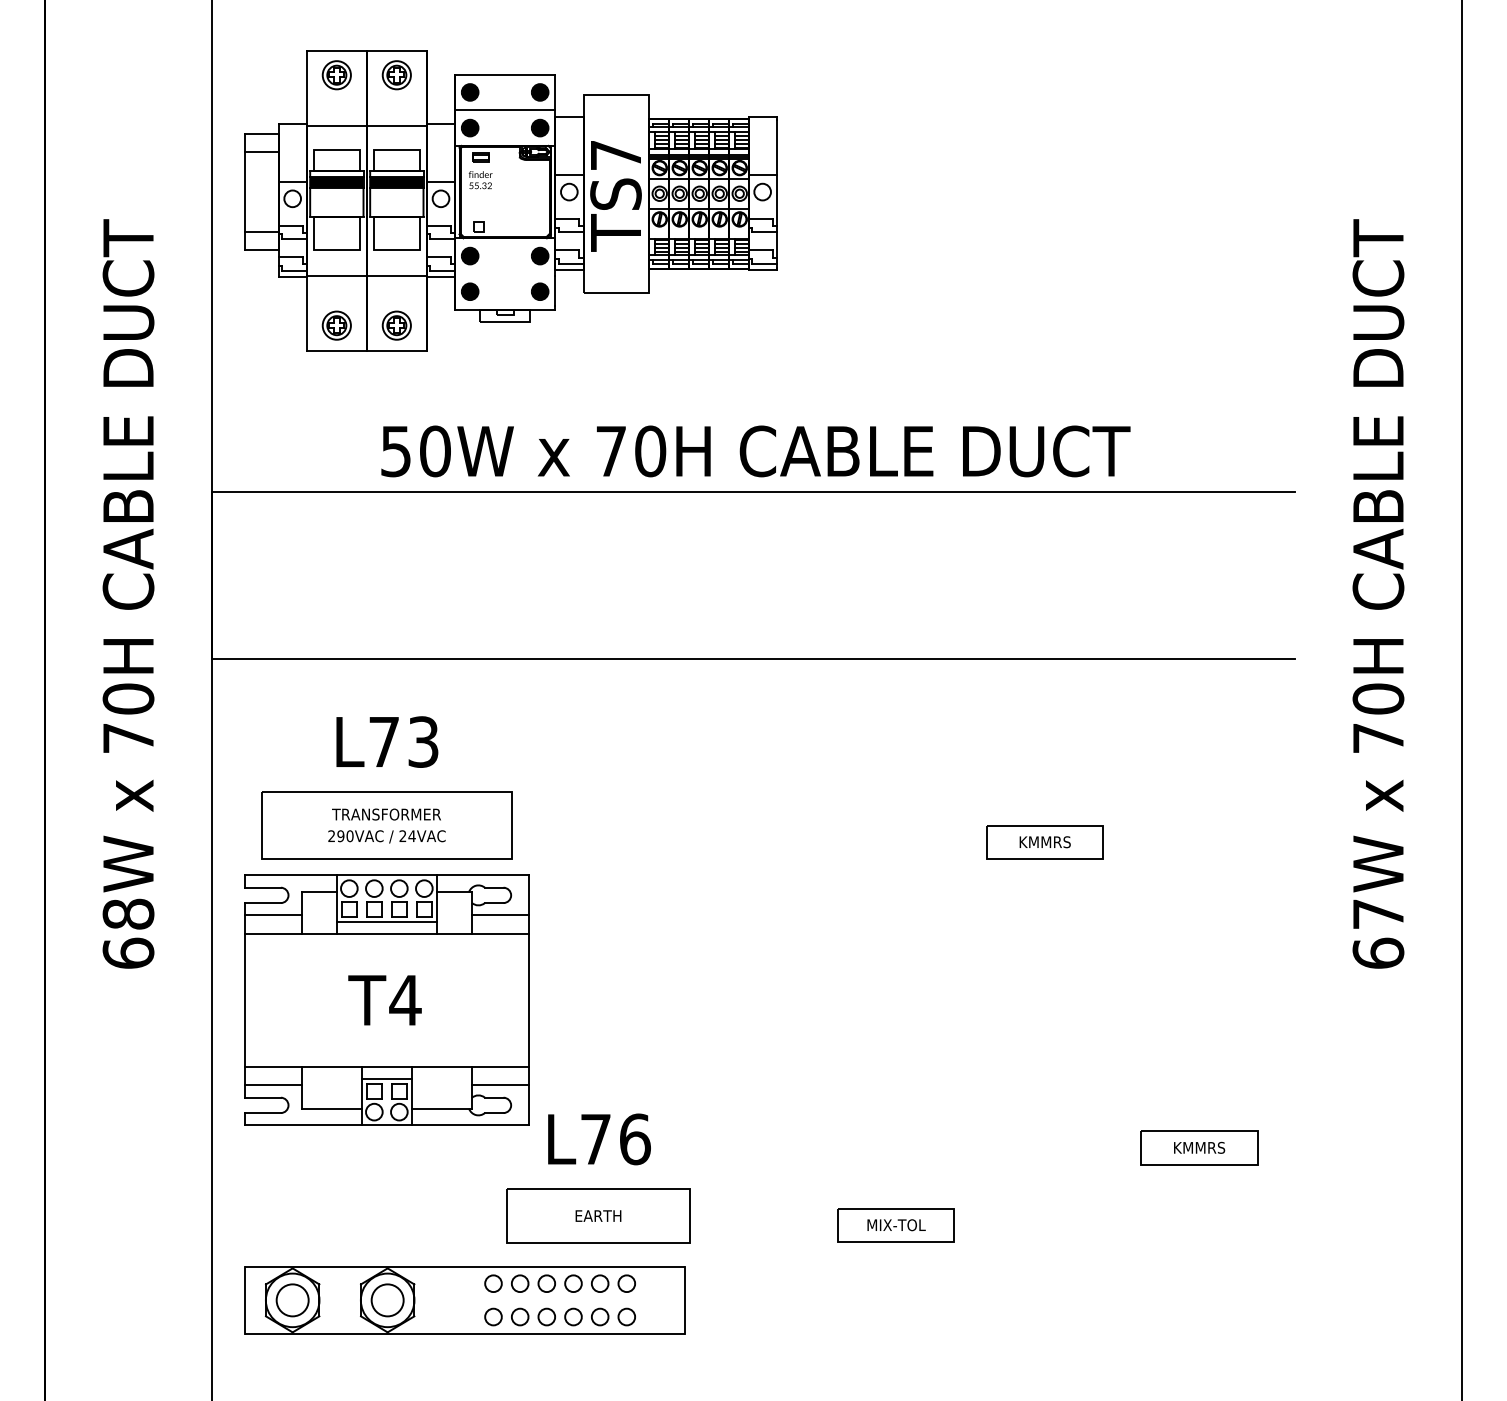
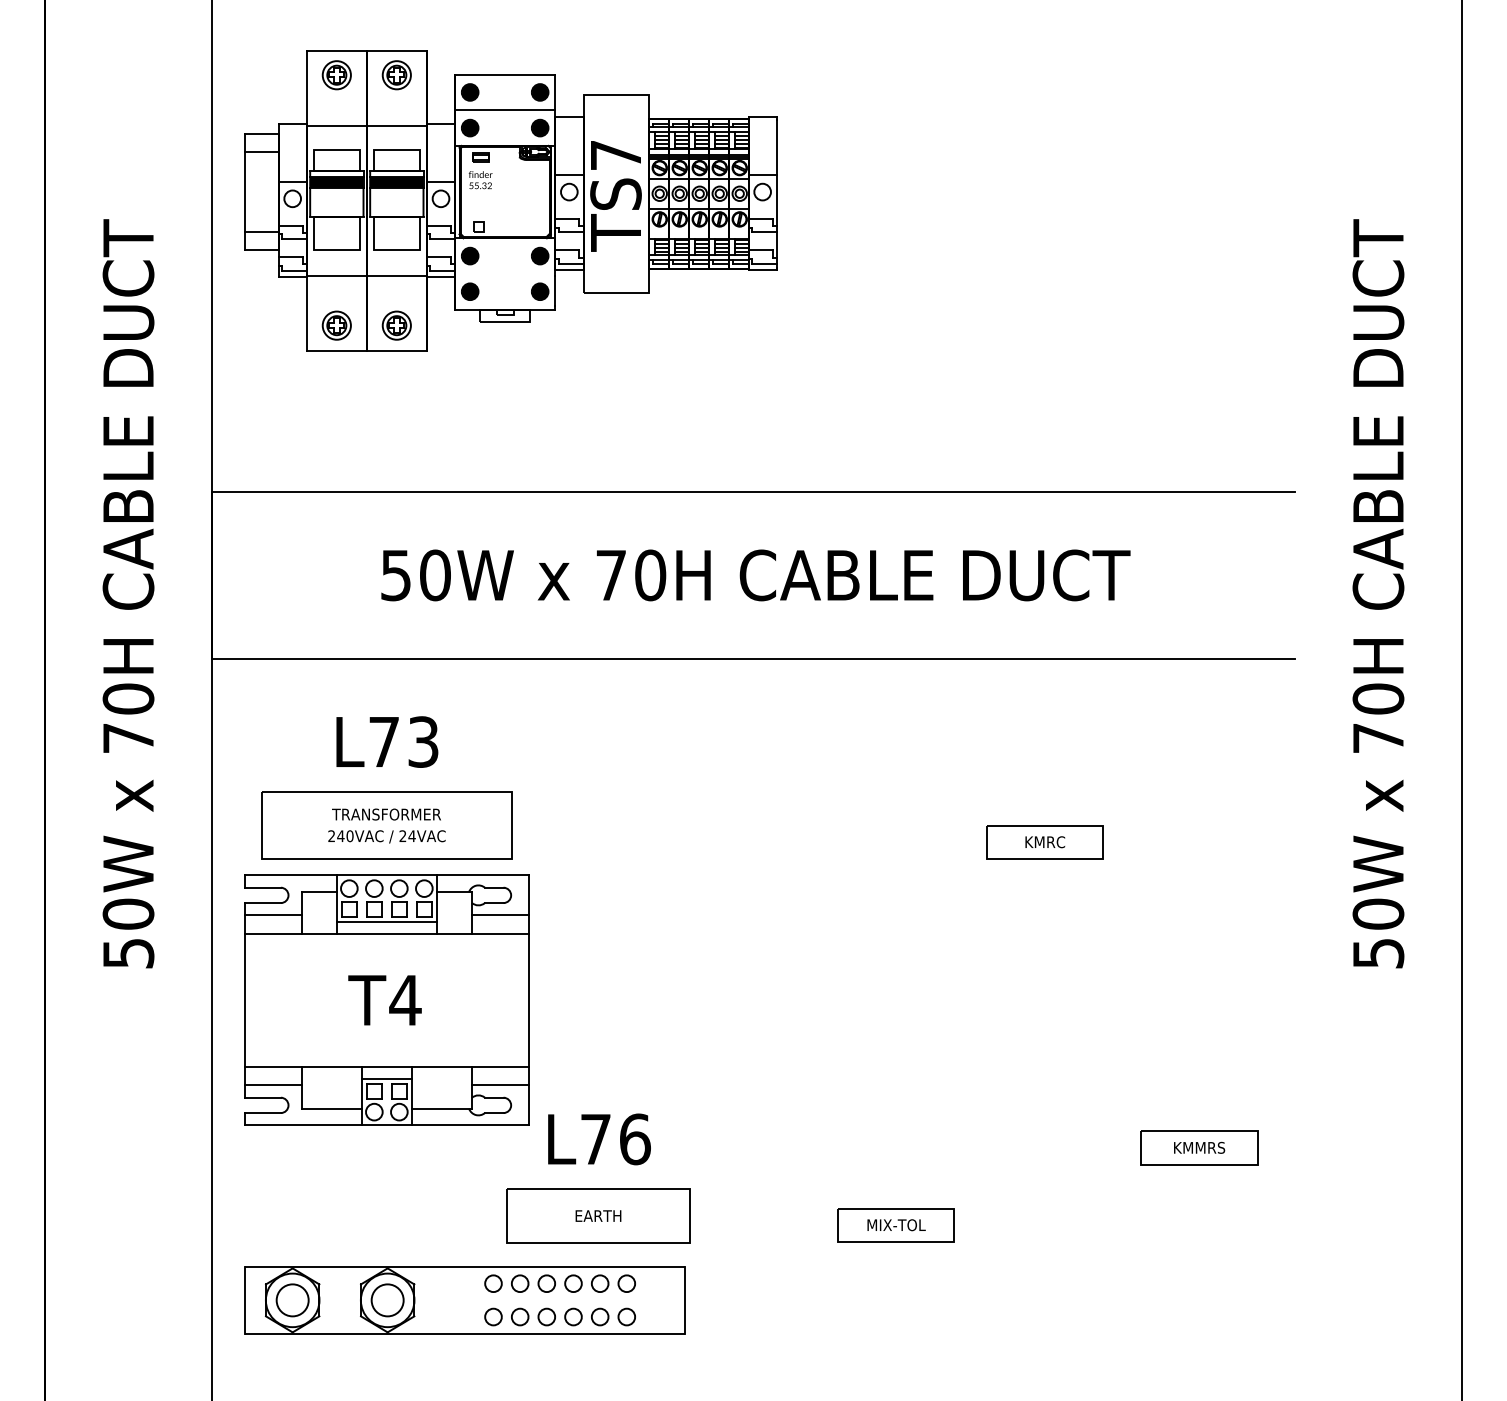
text position: (755, 451) -> (755, 575) (755, 575)
text: 290VAC -> 240VAC (340, 836)
text: KMMRS -> KMRC (1044, 842)
text: 68W -> 50W (128, 933)
text: 67W -> 50W (1378, 933)
